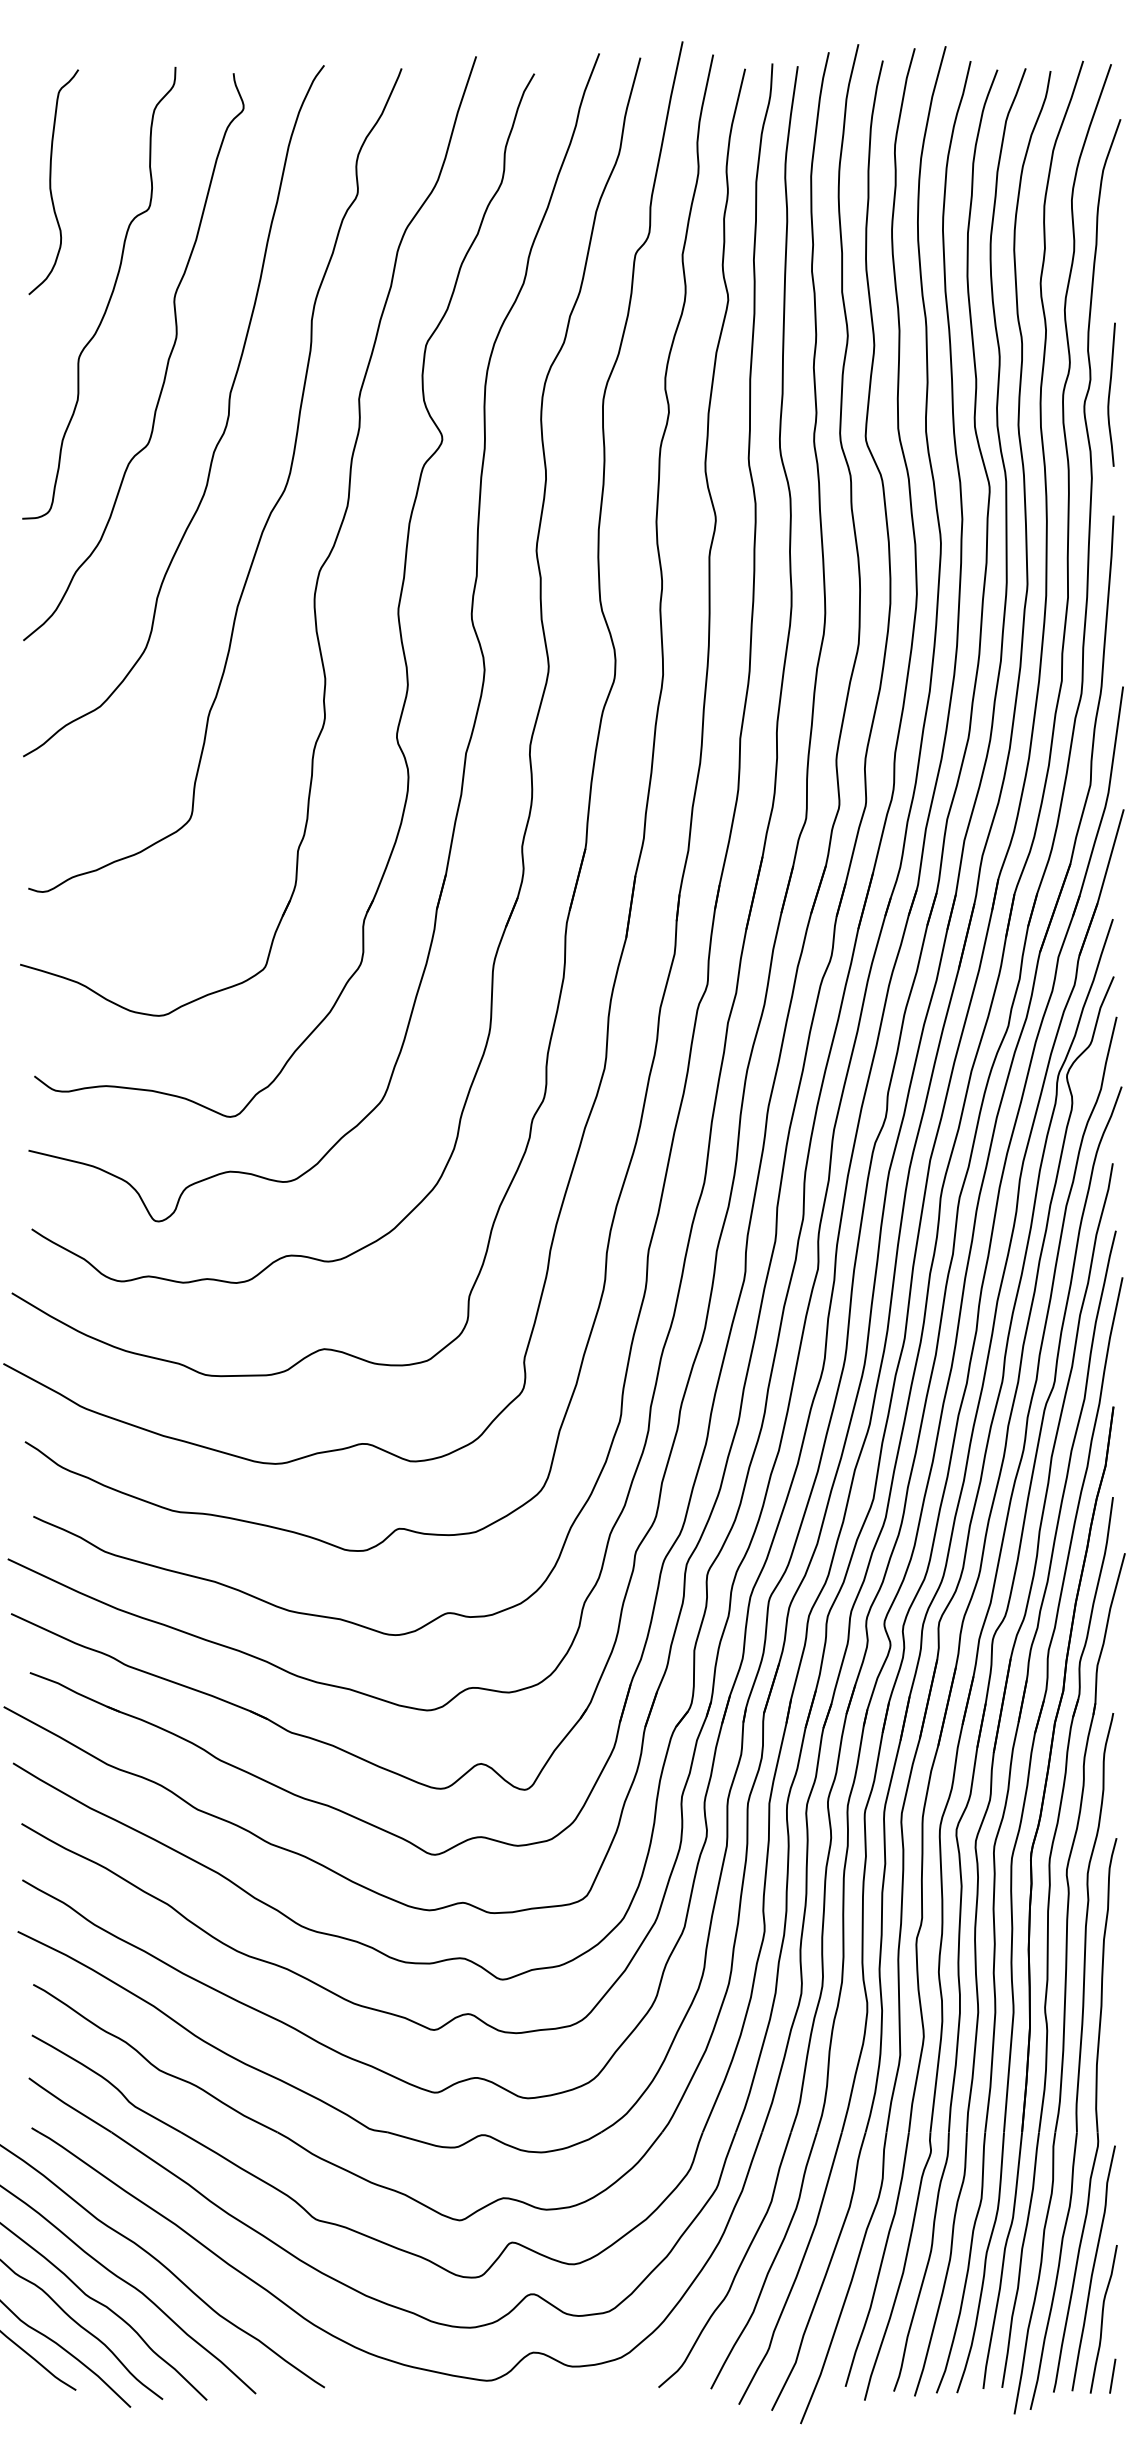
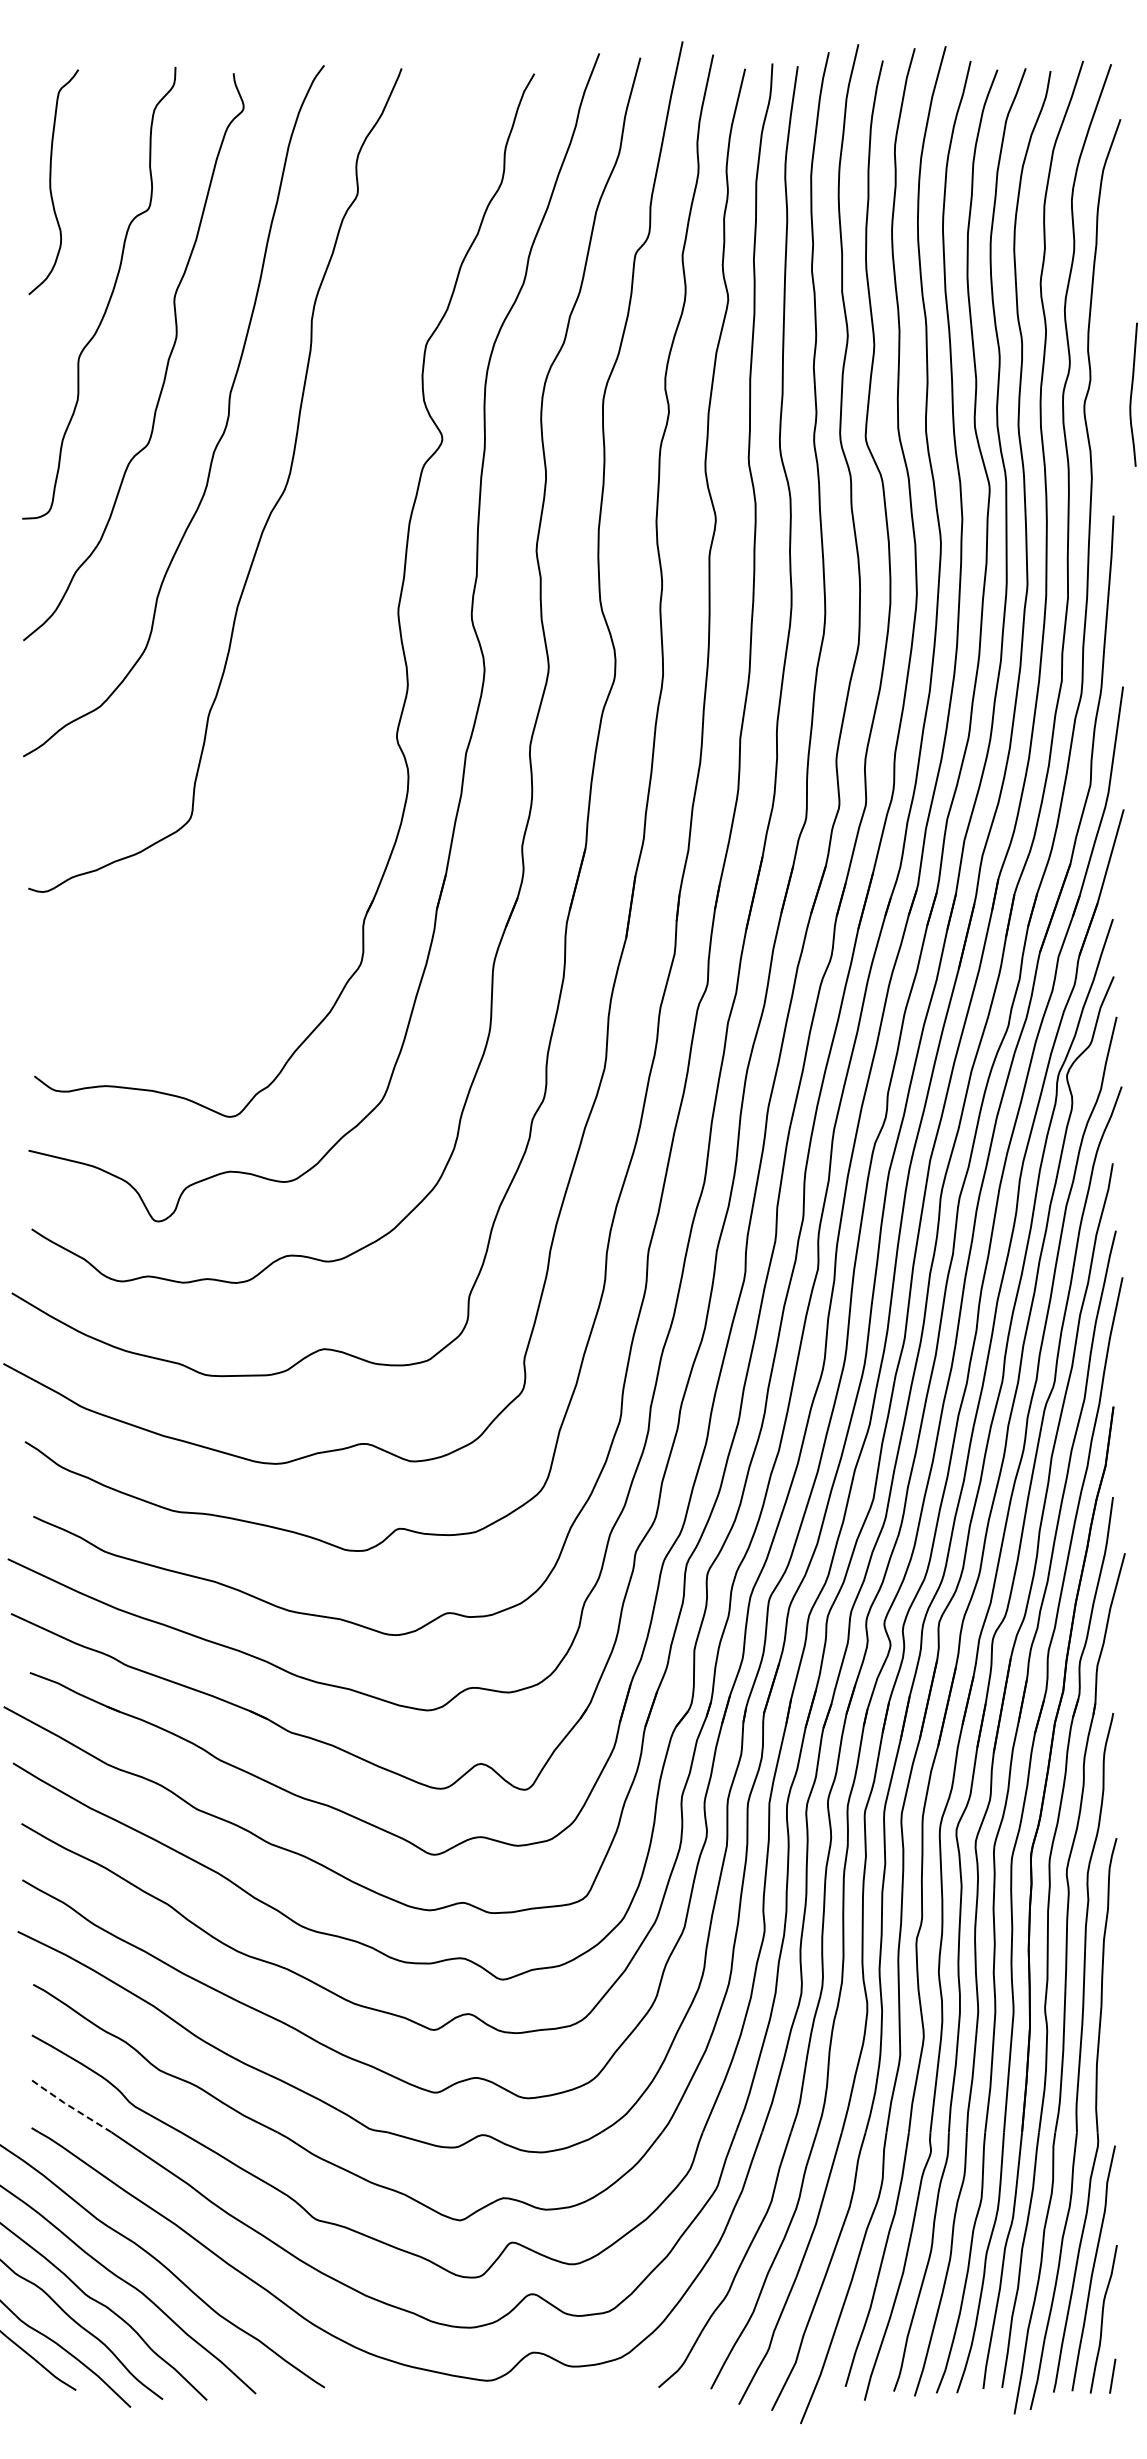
curve position: (1110, 394) -> (1132, 394) (1132, 394)
part: present -> none (318, 571)
line: solid -> dashed (68, 2105)
